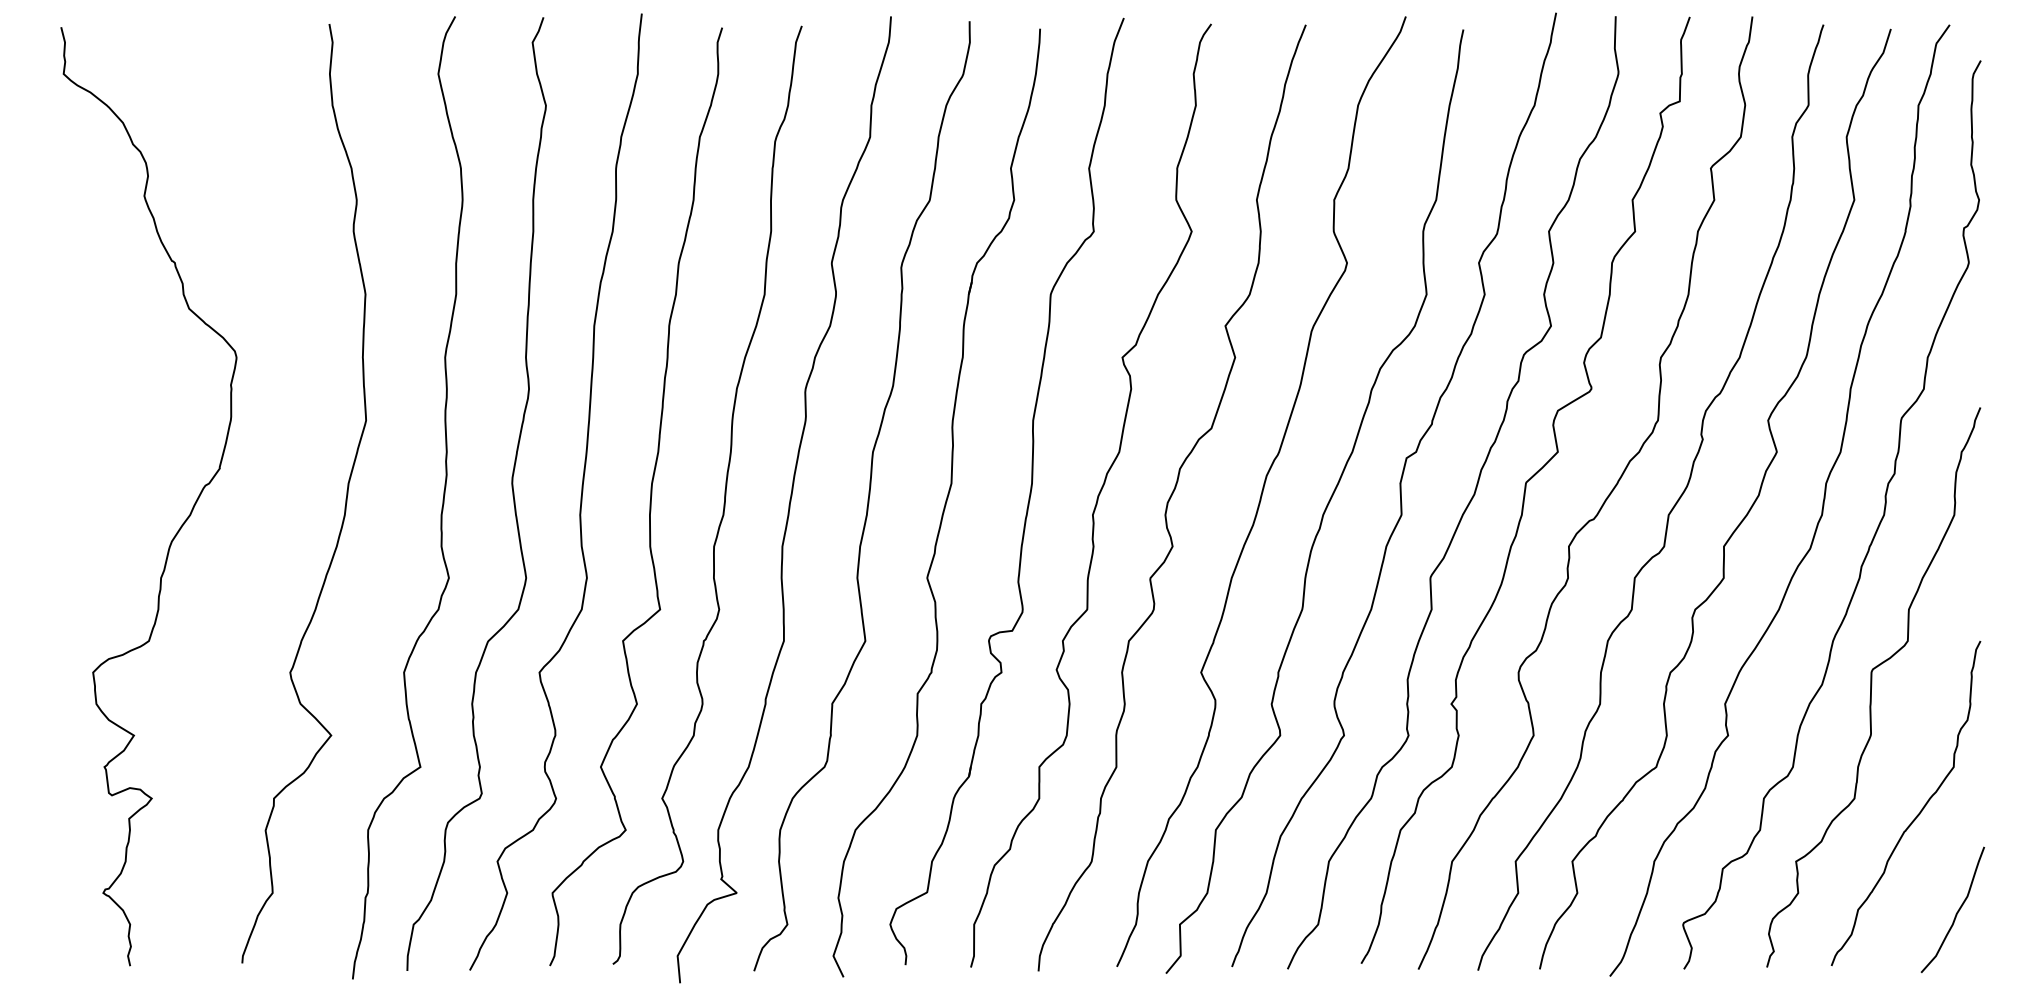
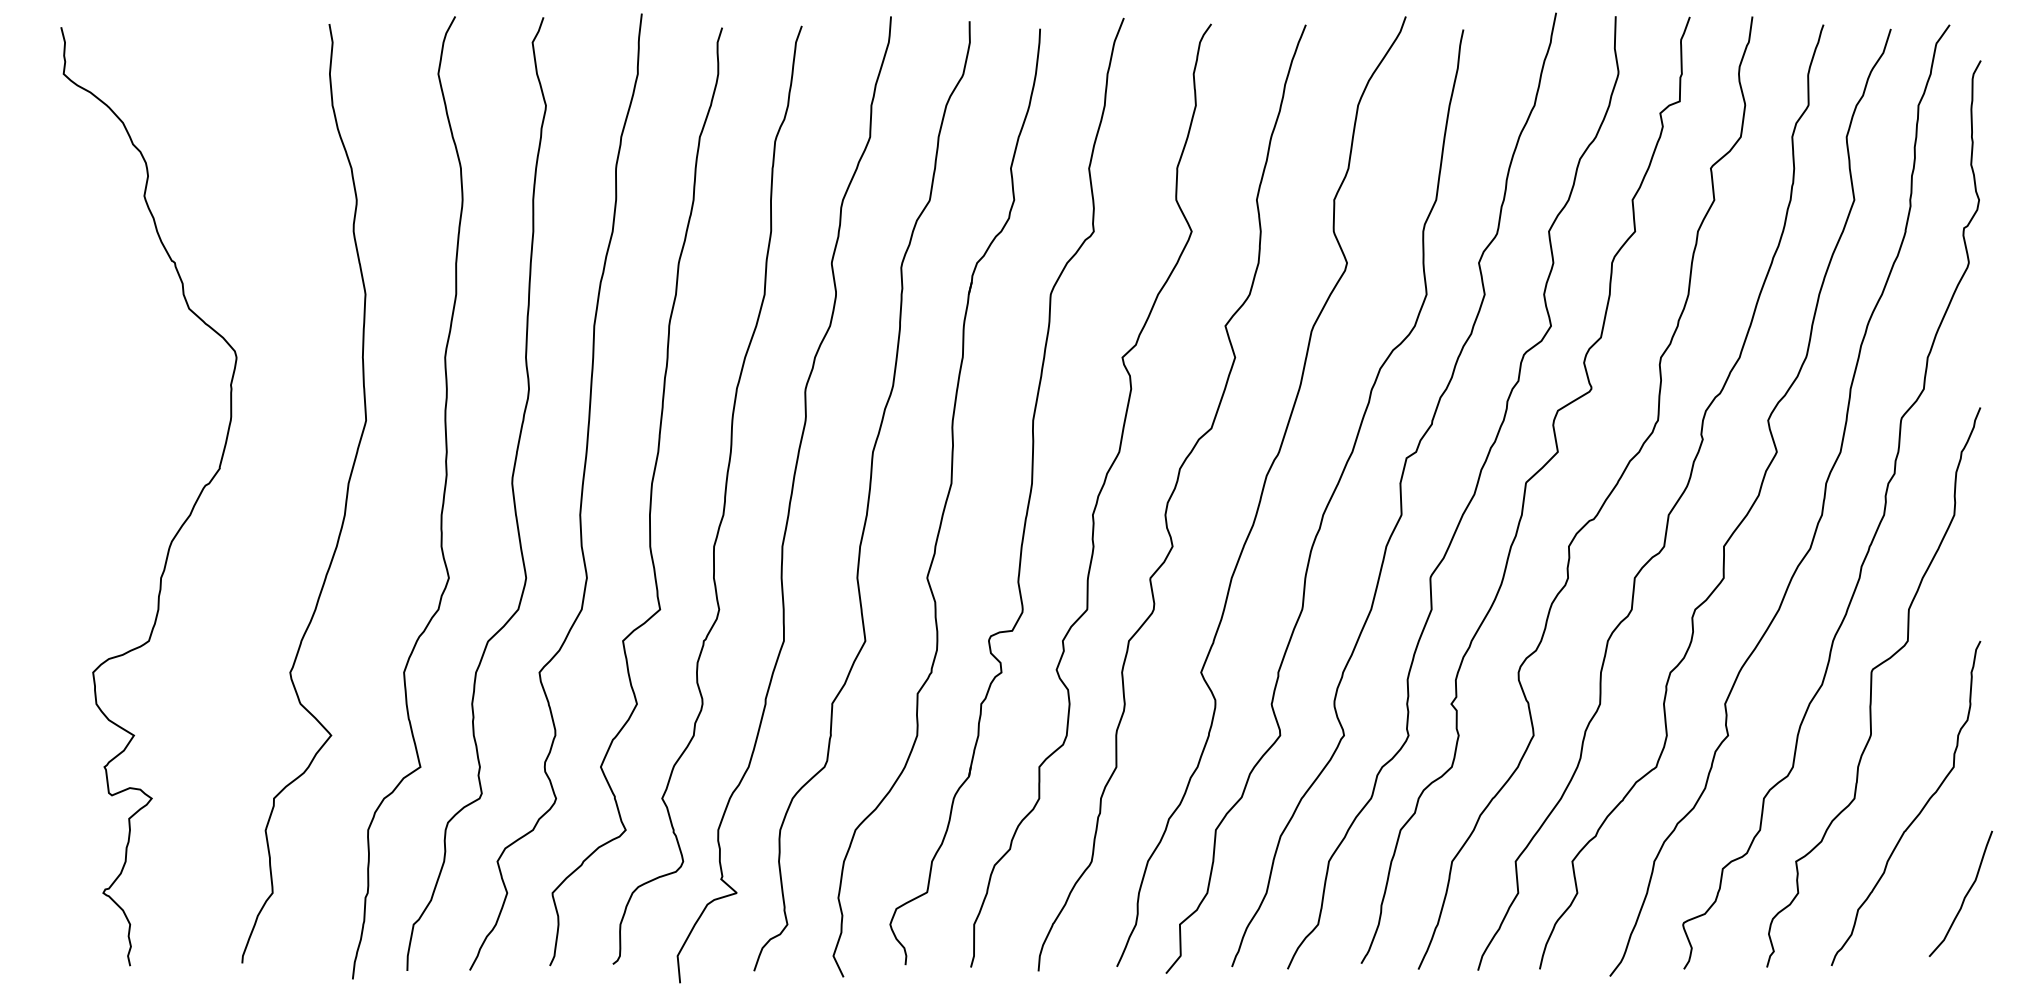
curve position: (1956, 912) -> (1964, 896) (1964, 896)
